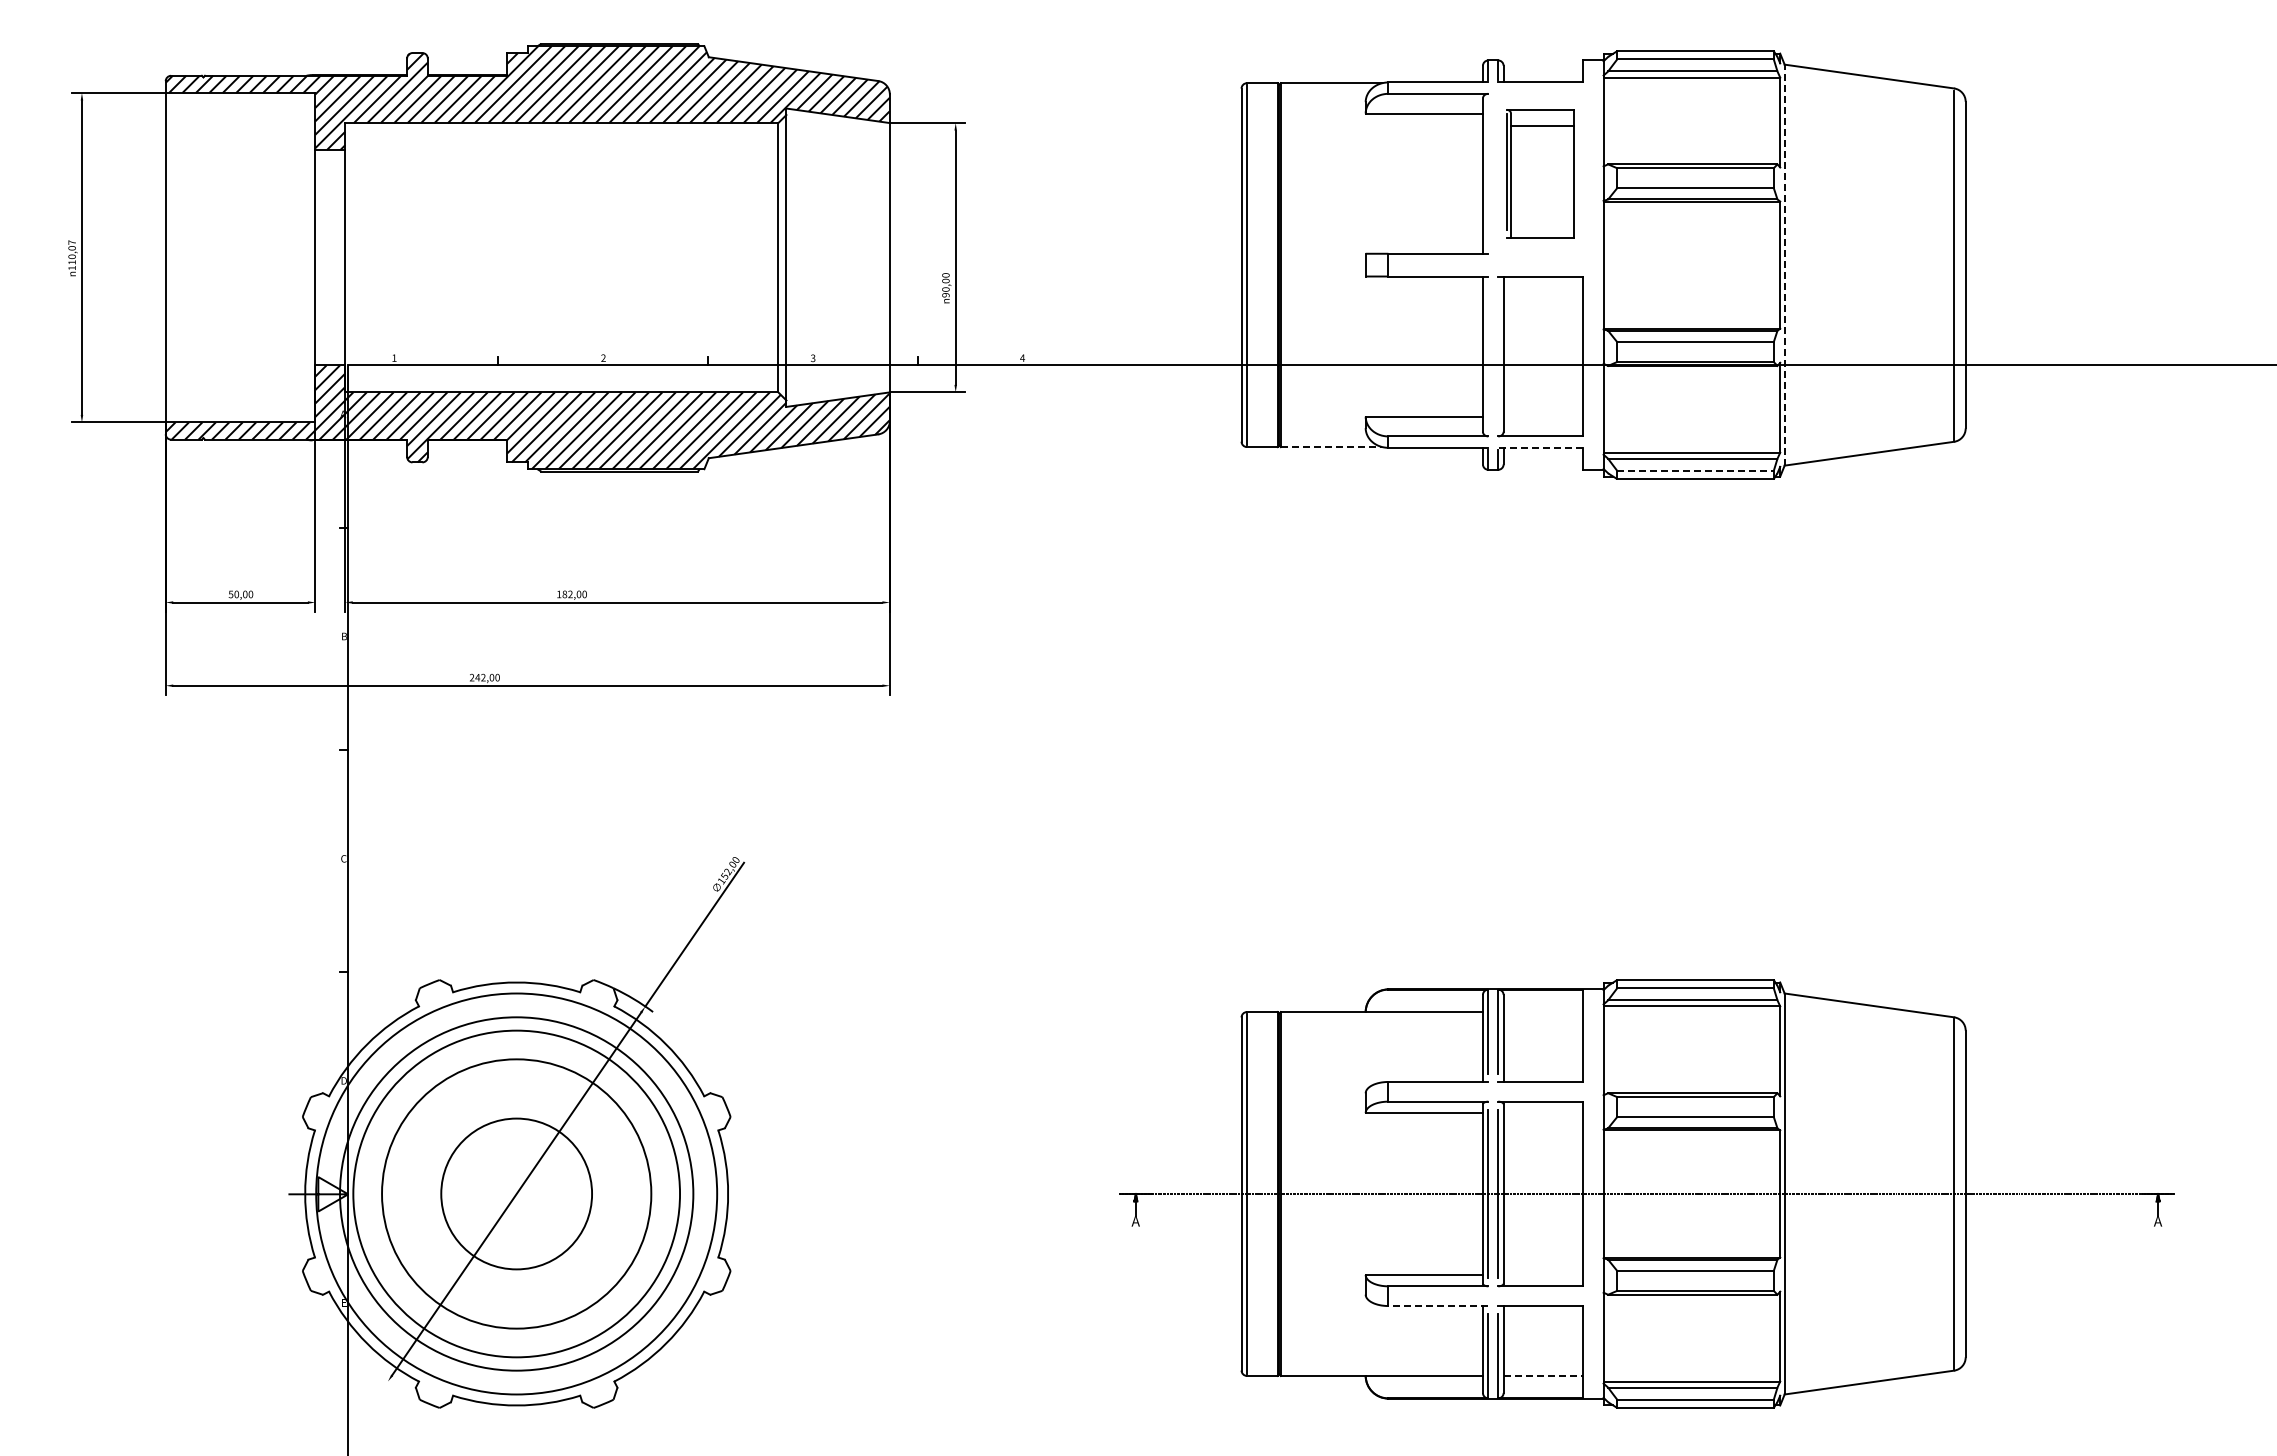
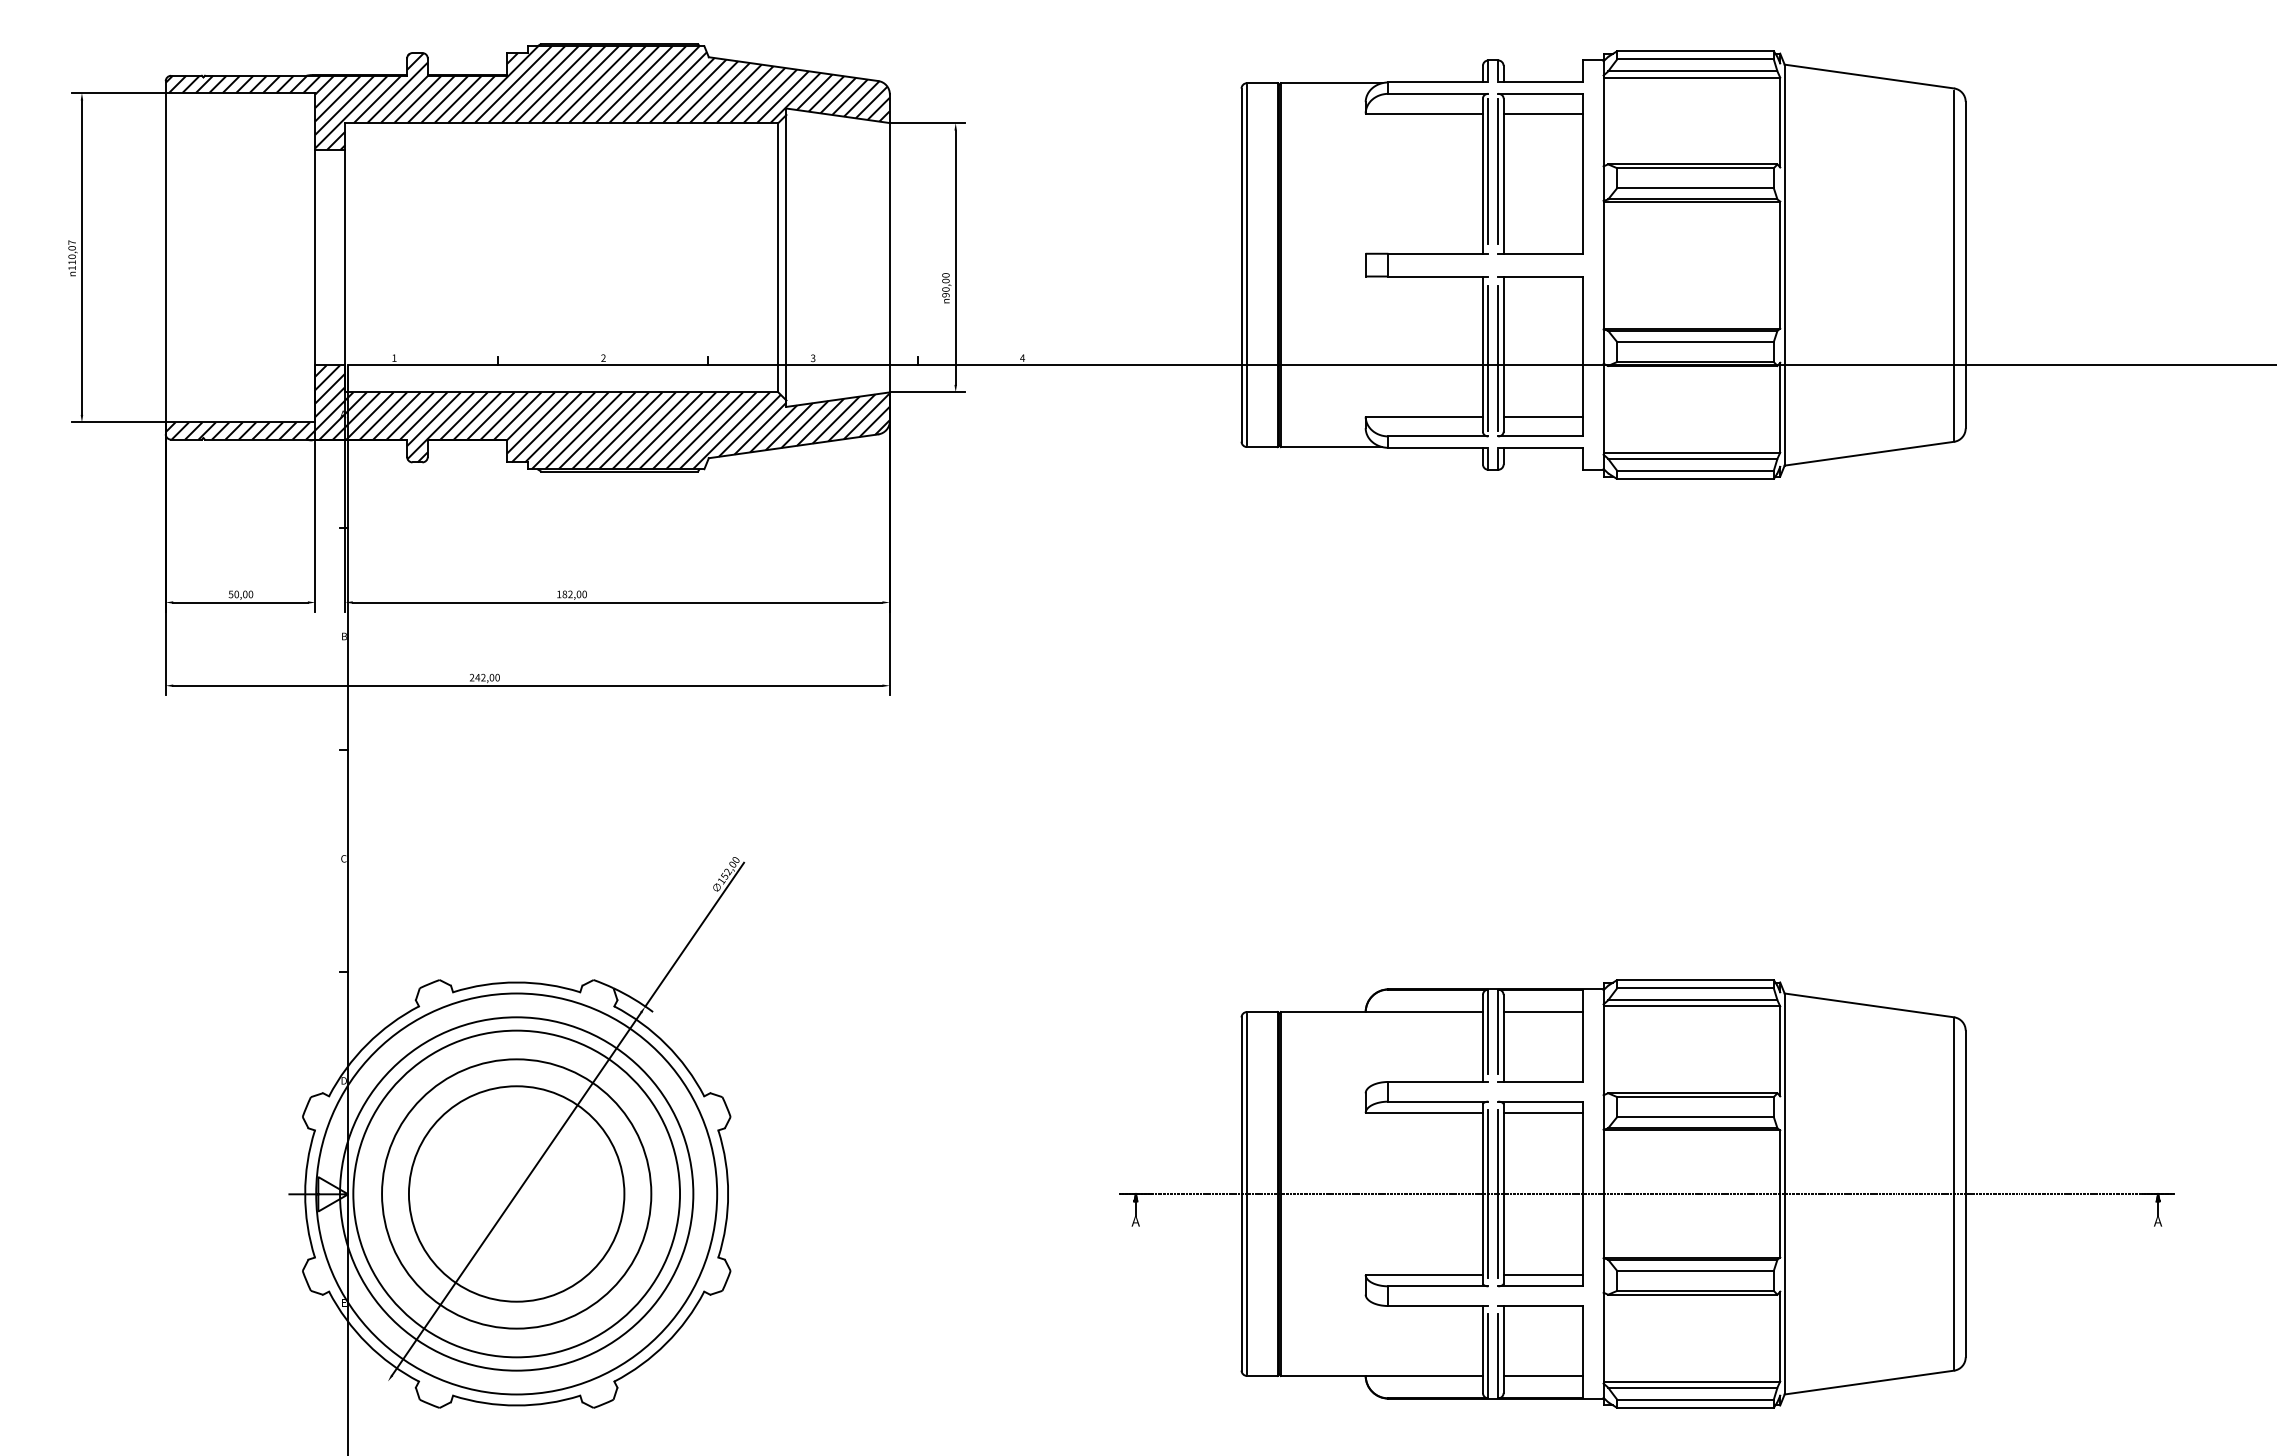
line: none -> present (1488, 171)
part size: 69x130 px -> 87x162 px (1540, 173)
line: dashed -> solid (1784, 264)
line: none -> present (1488, 358)
line: none -> present (1498, 358)
line: none -> present (1542, 416)
line: dashed -> solid (1331, 447)
line: dashed -> solid (1540, 447)
line: dashed -> solid (1696, 470)
line: none -> present (1542, 1012)
line: none -> present (1542, 1113)
circle diameter: 151 px -> 215 px (516, 1193)
line: none -> present (1542, 1274)
line: dashed -> solid (1438, 1306)
line: dashed -> solid (1543, 1375)
